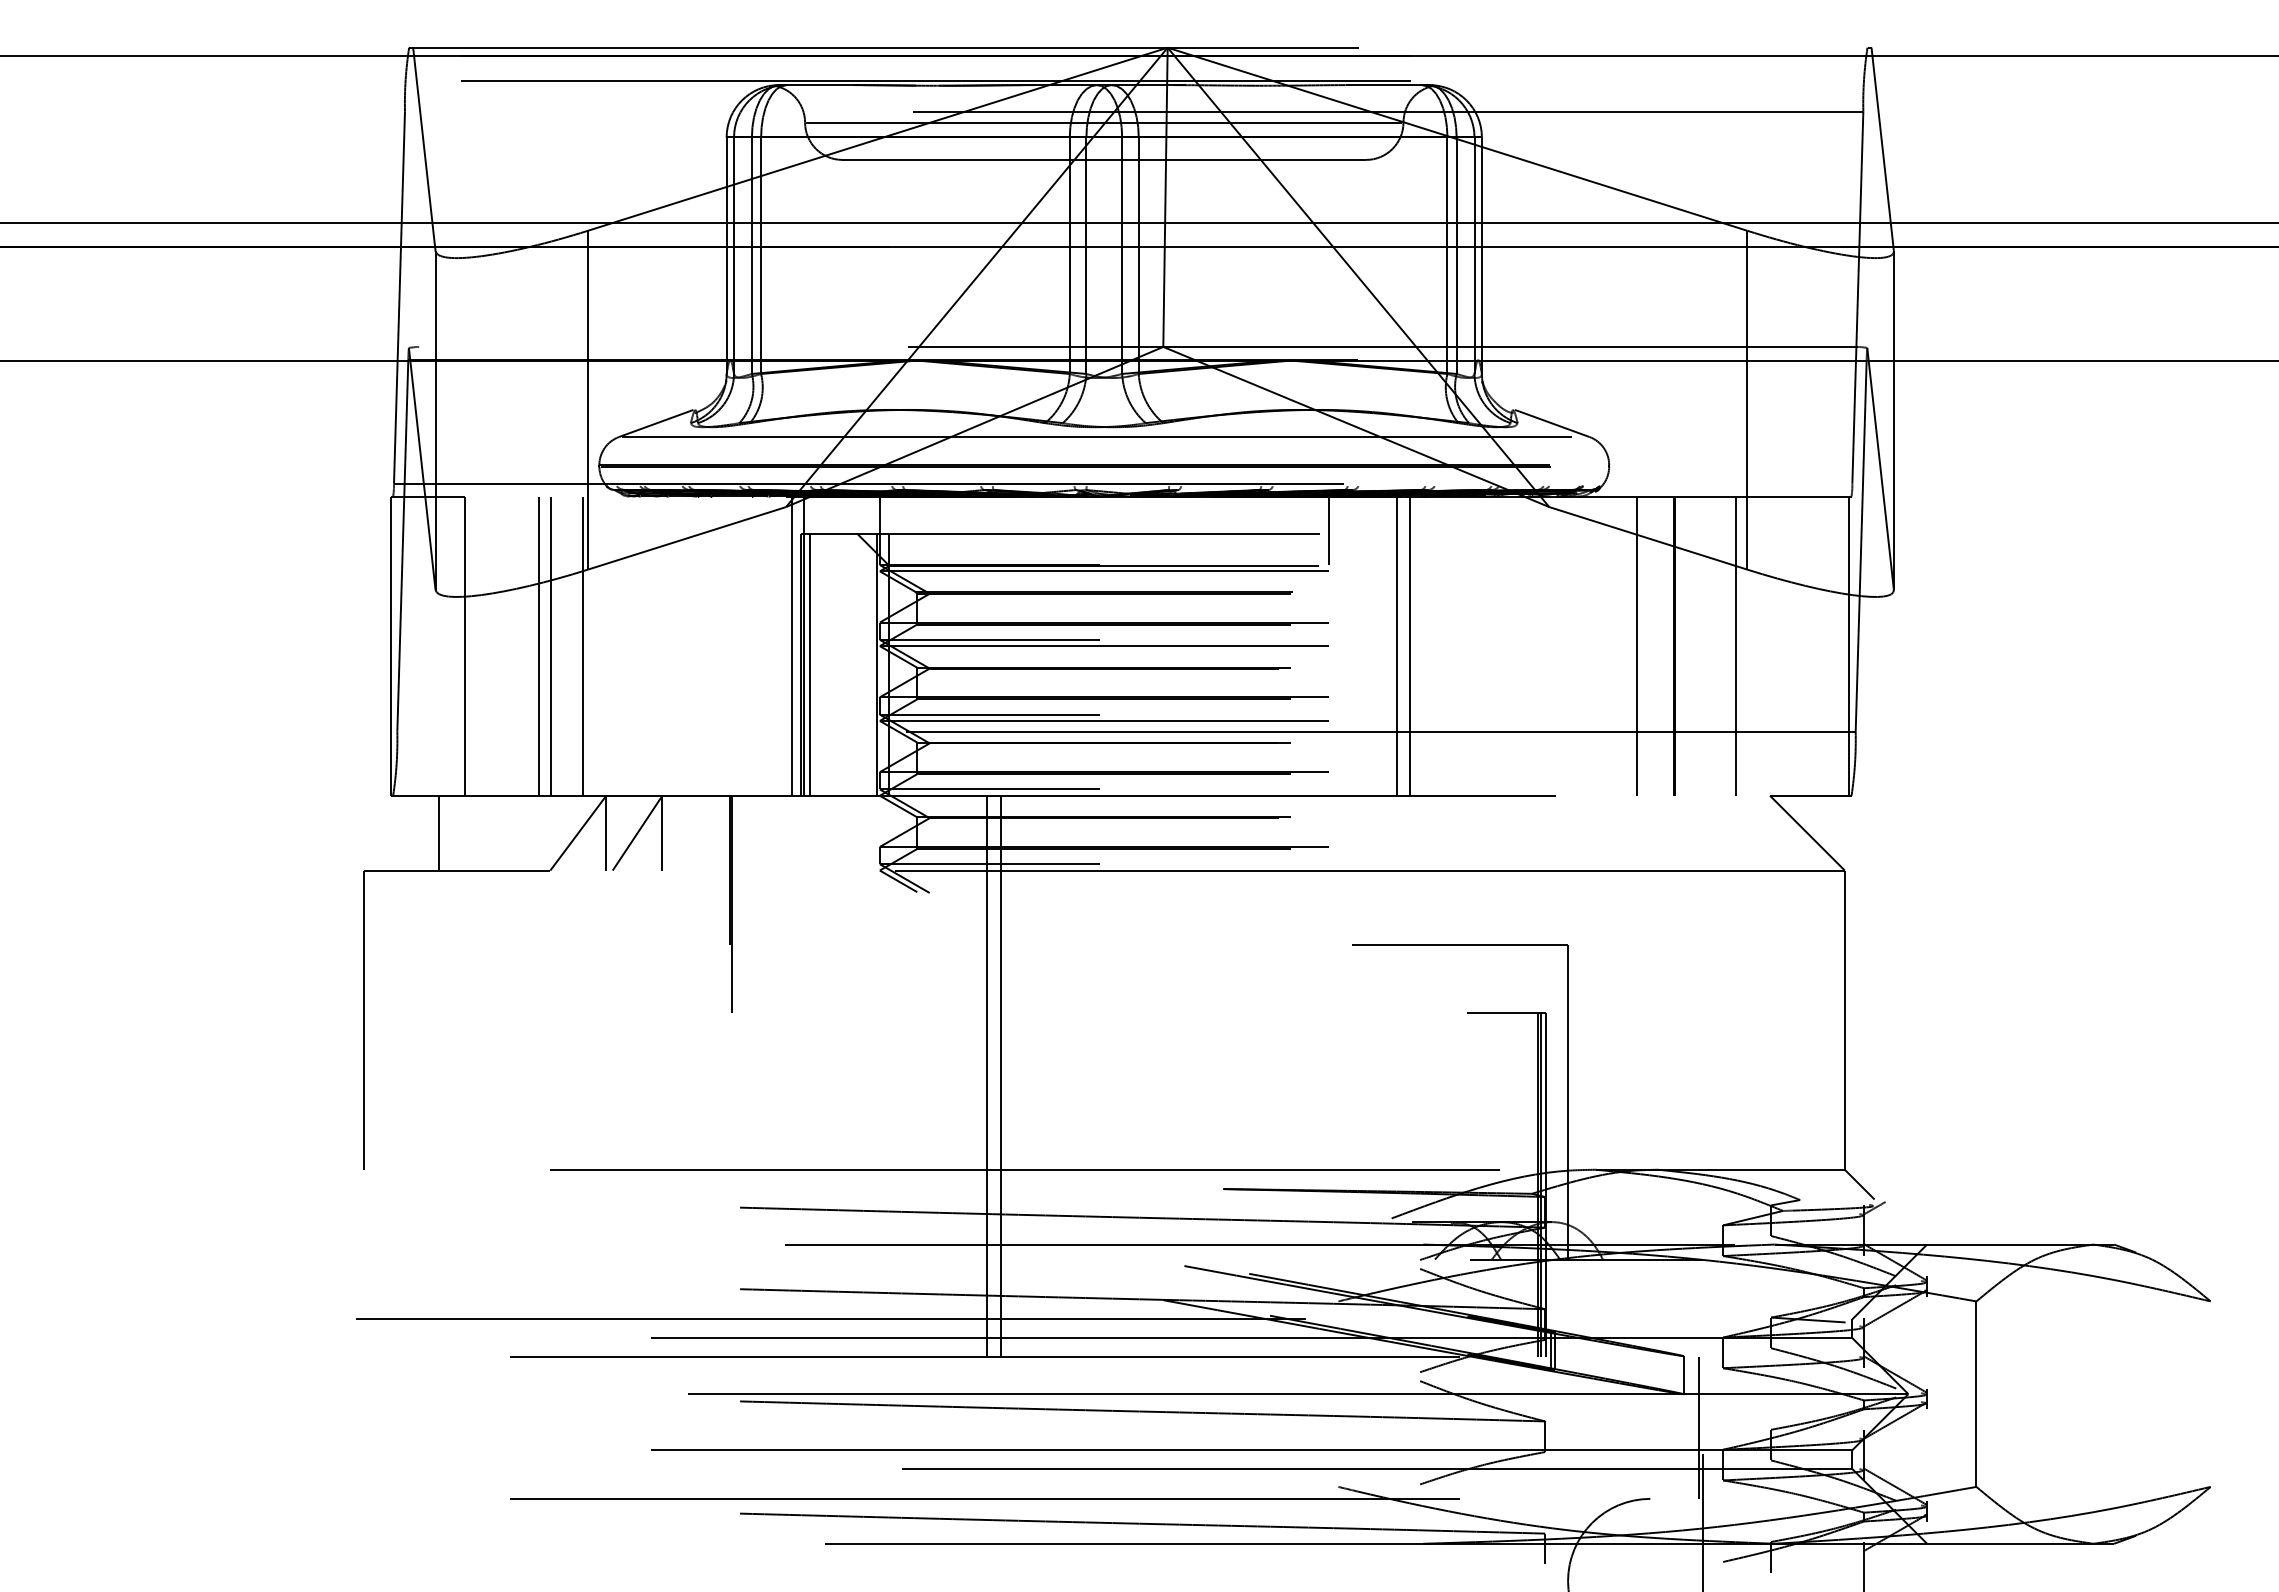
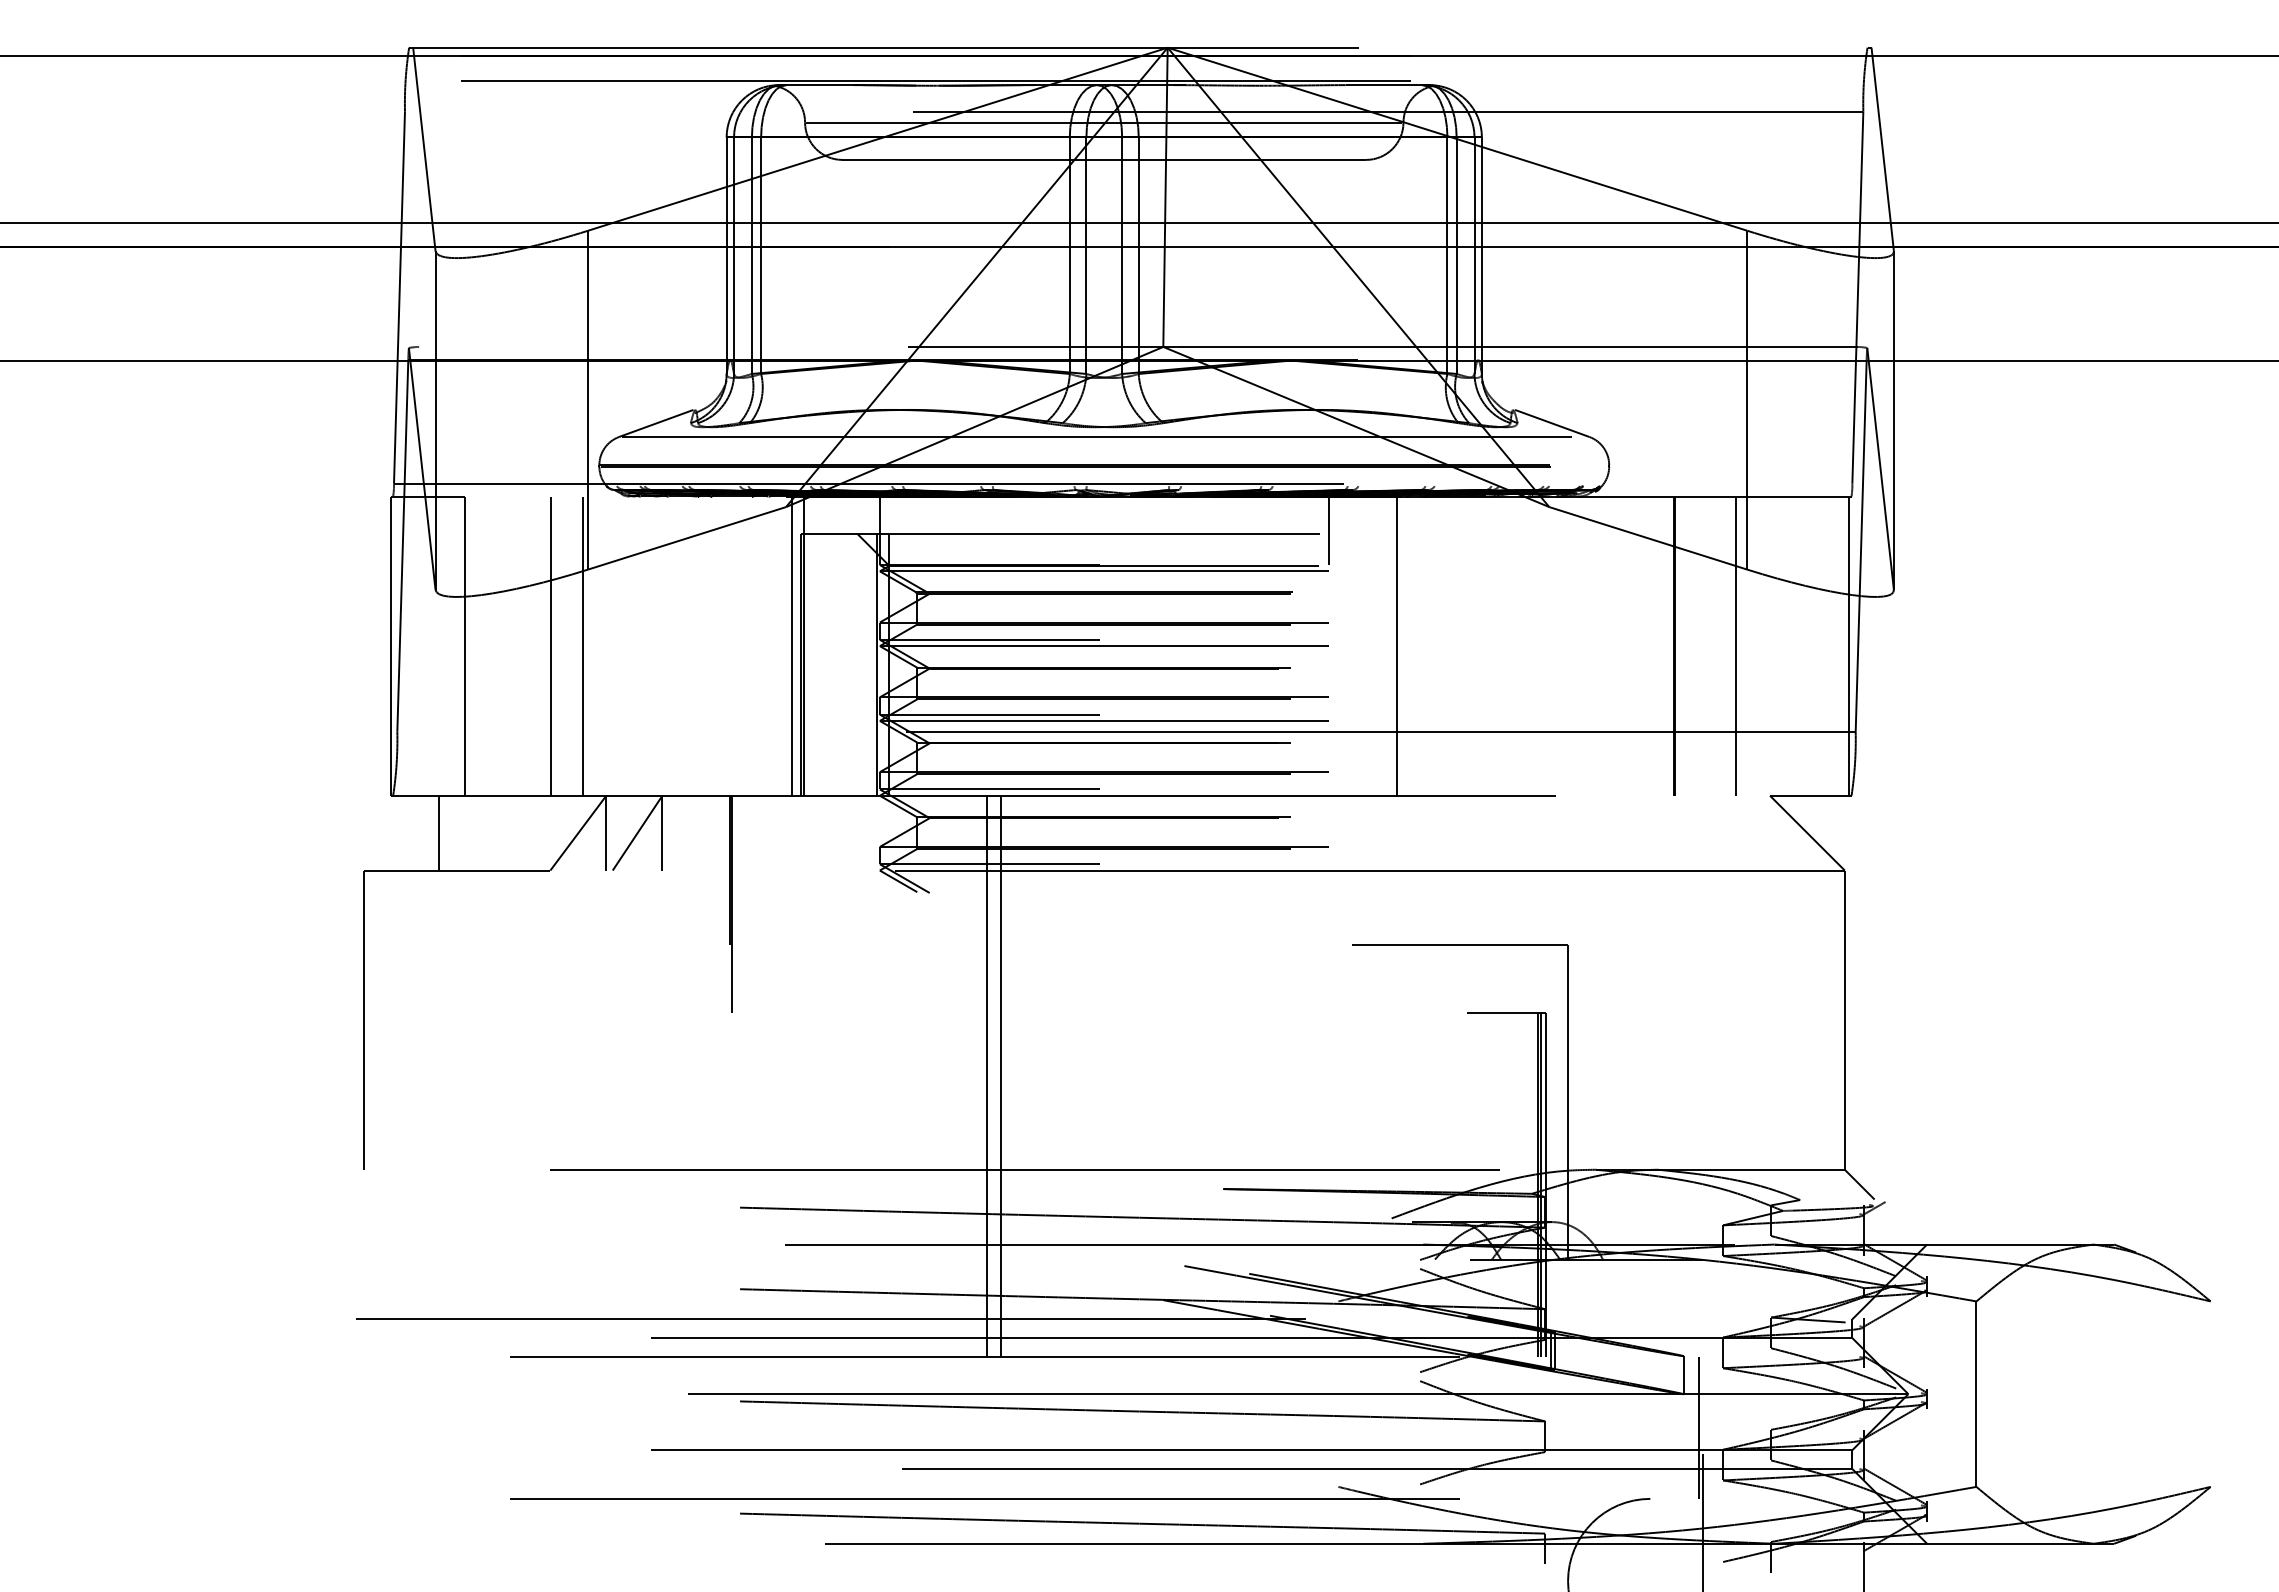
line: present -> none (539, 645)
line: present -> none (1409, 645)
line: present -> none (1636, 645)
line: present -> none (809, 664)
